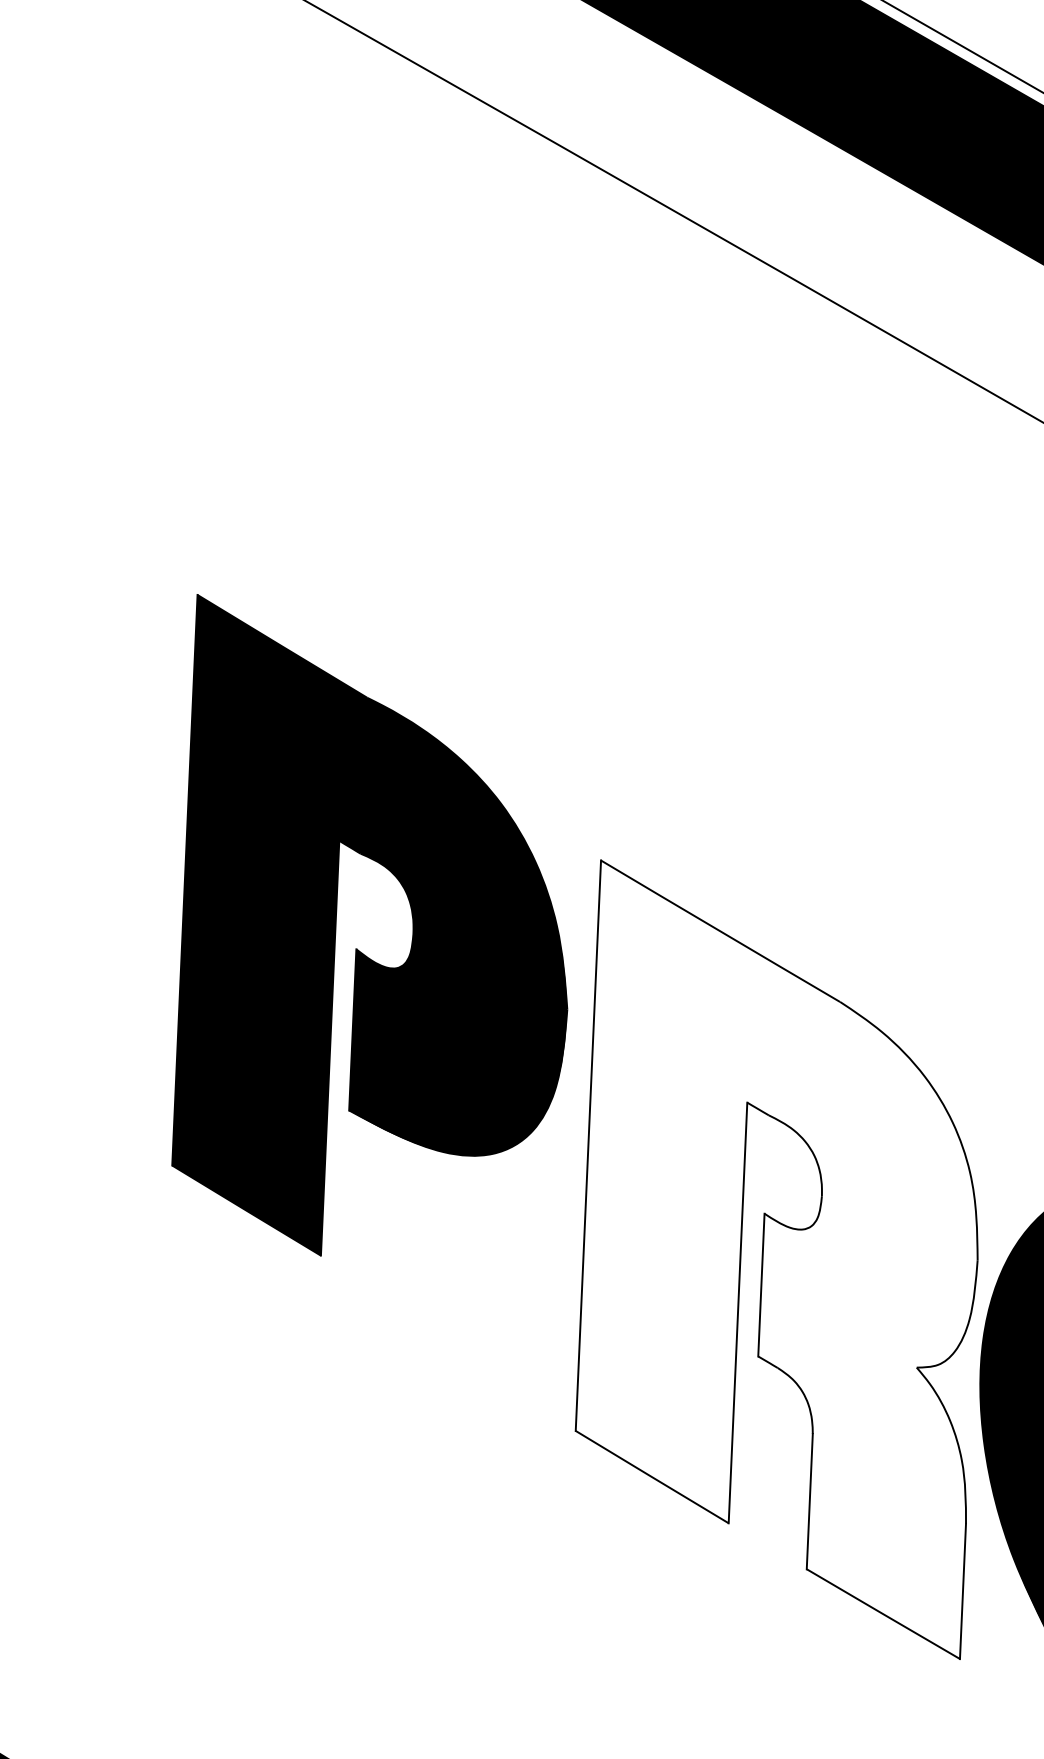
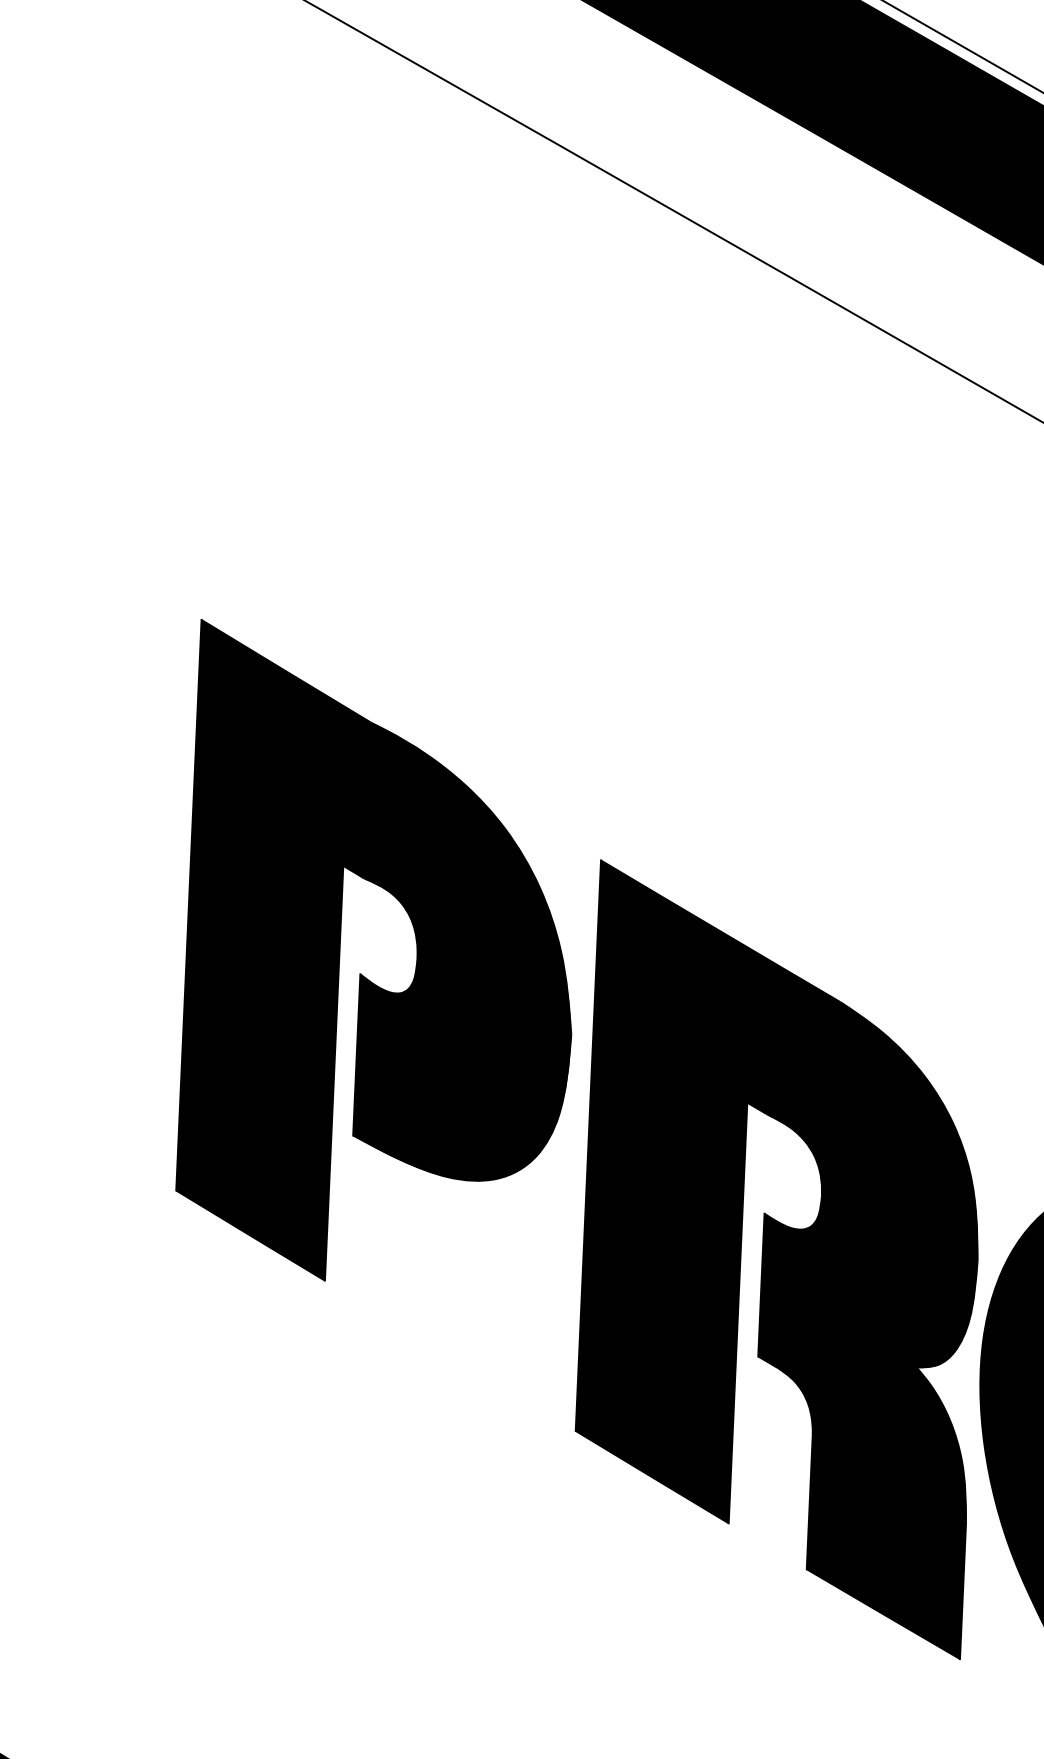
part position: (357, 948) -> (361, 973) (361, 973)
fill: none -> present (776, 1259)
